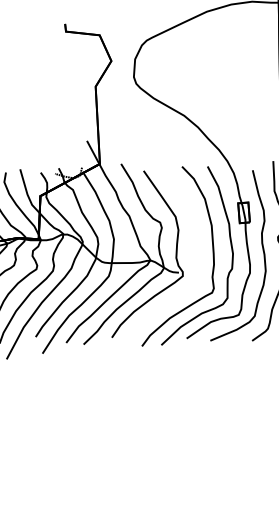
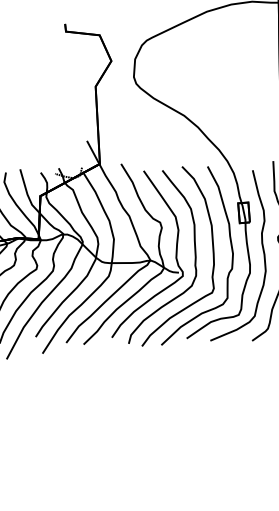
part: none -> present (194, 256)
